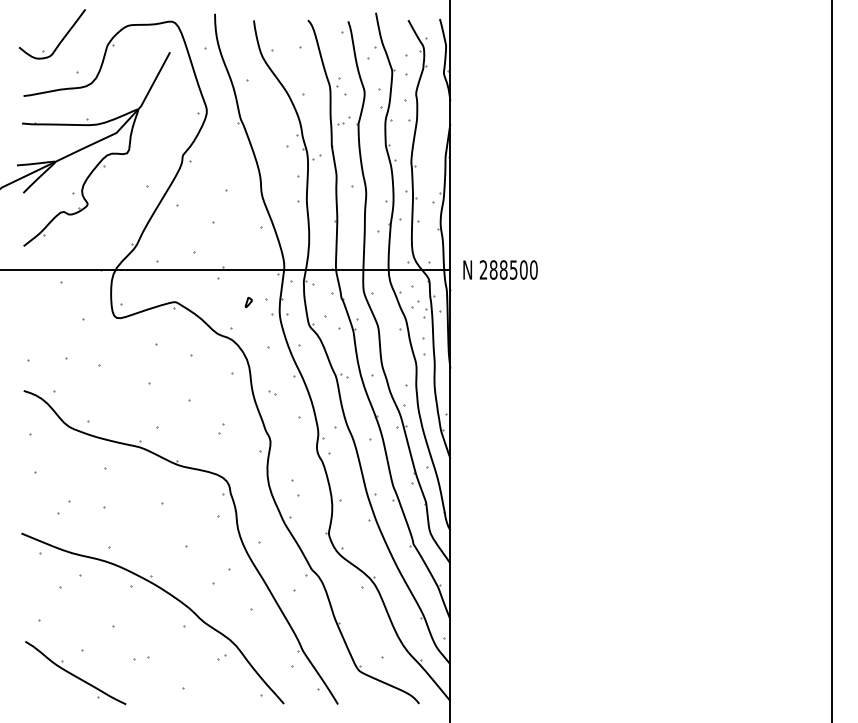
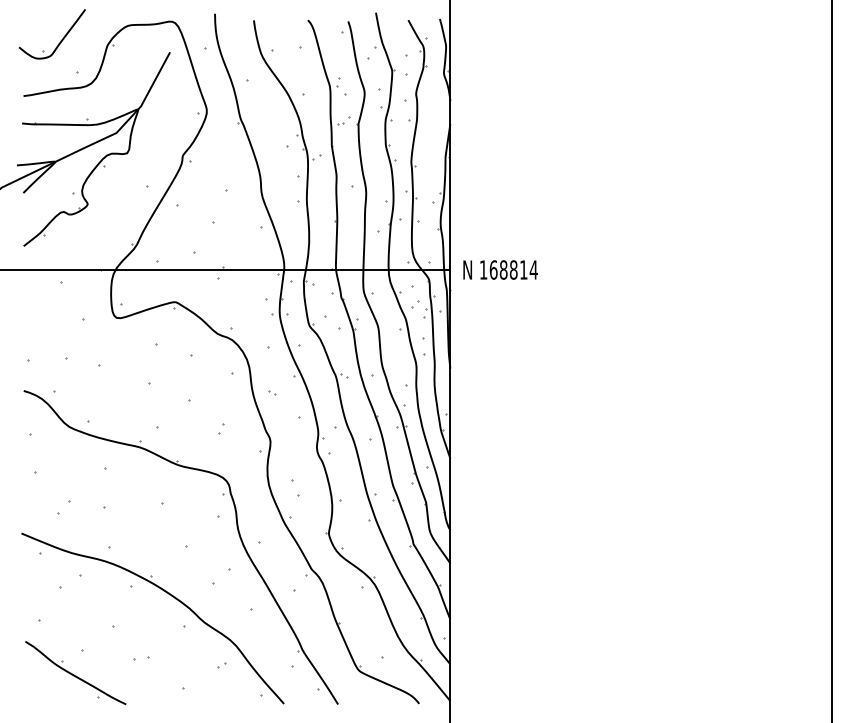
text: 288500 -> 168814 (508, 269)
part: present -> none (248, 302)
part position: (221, 657) -> (221, 665) (221, 665)
